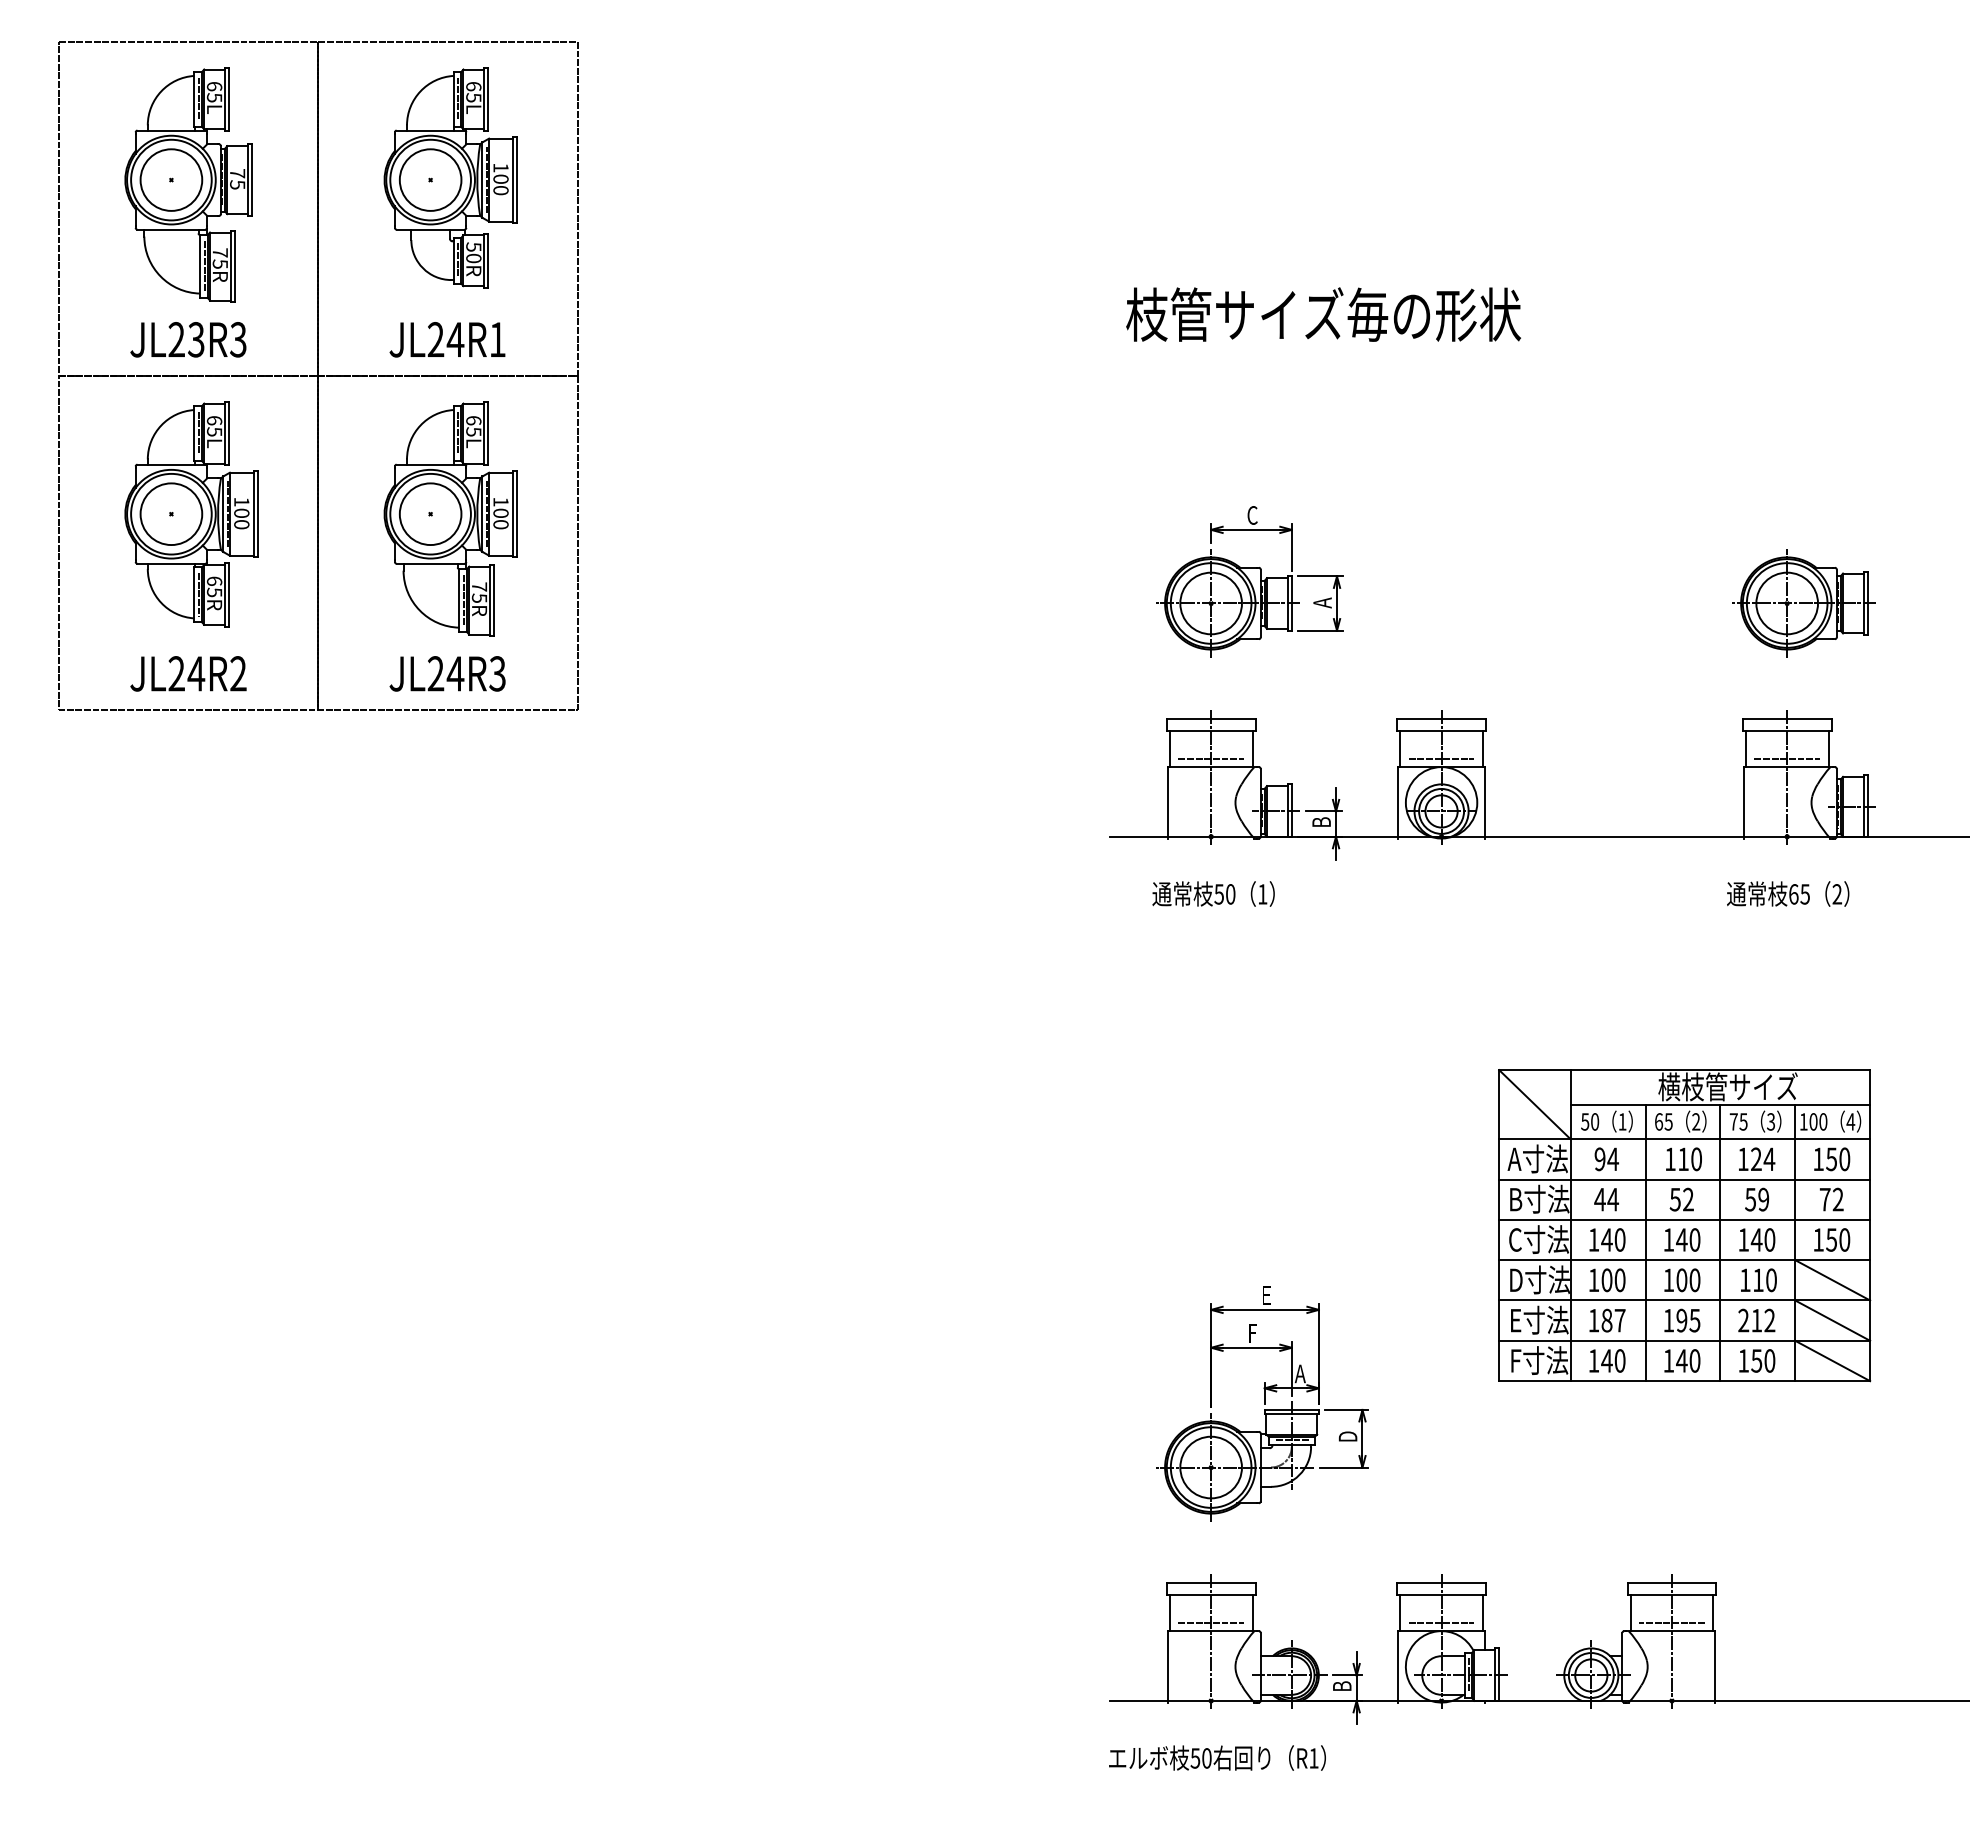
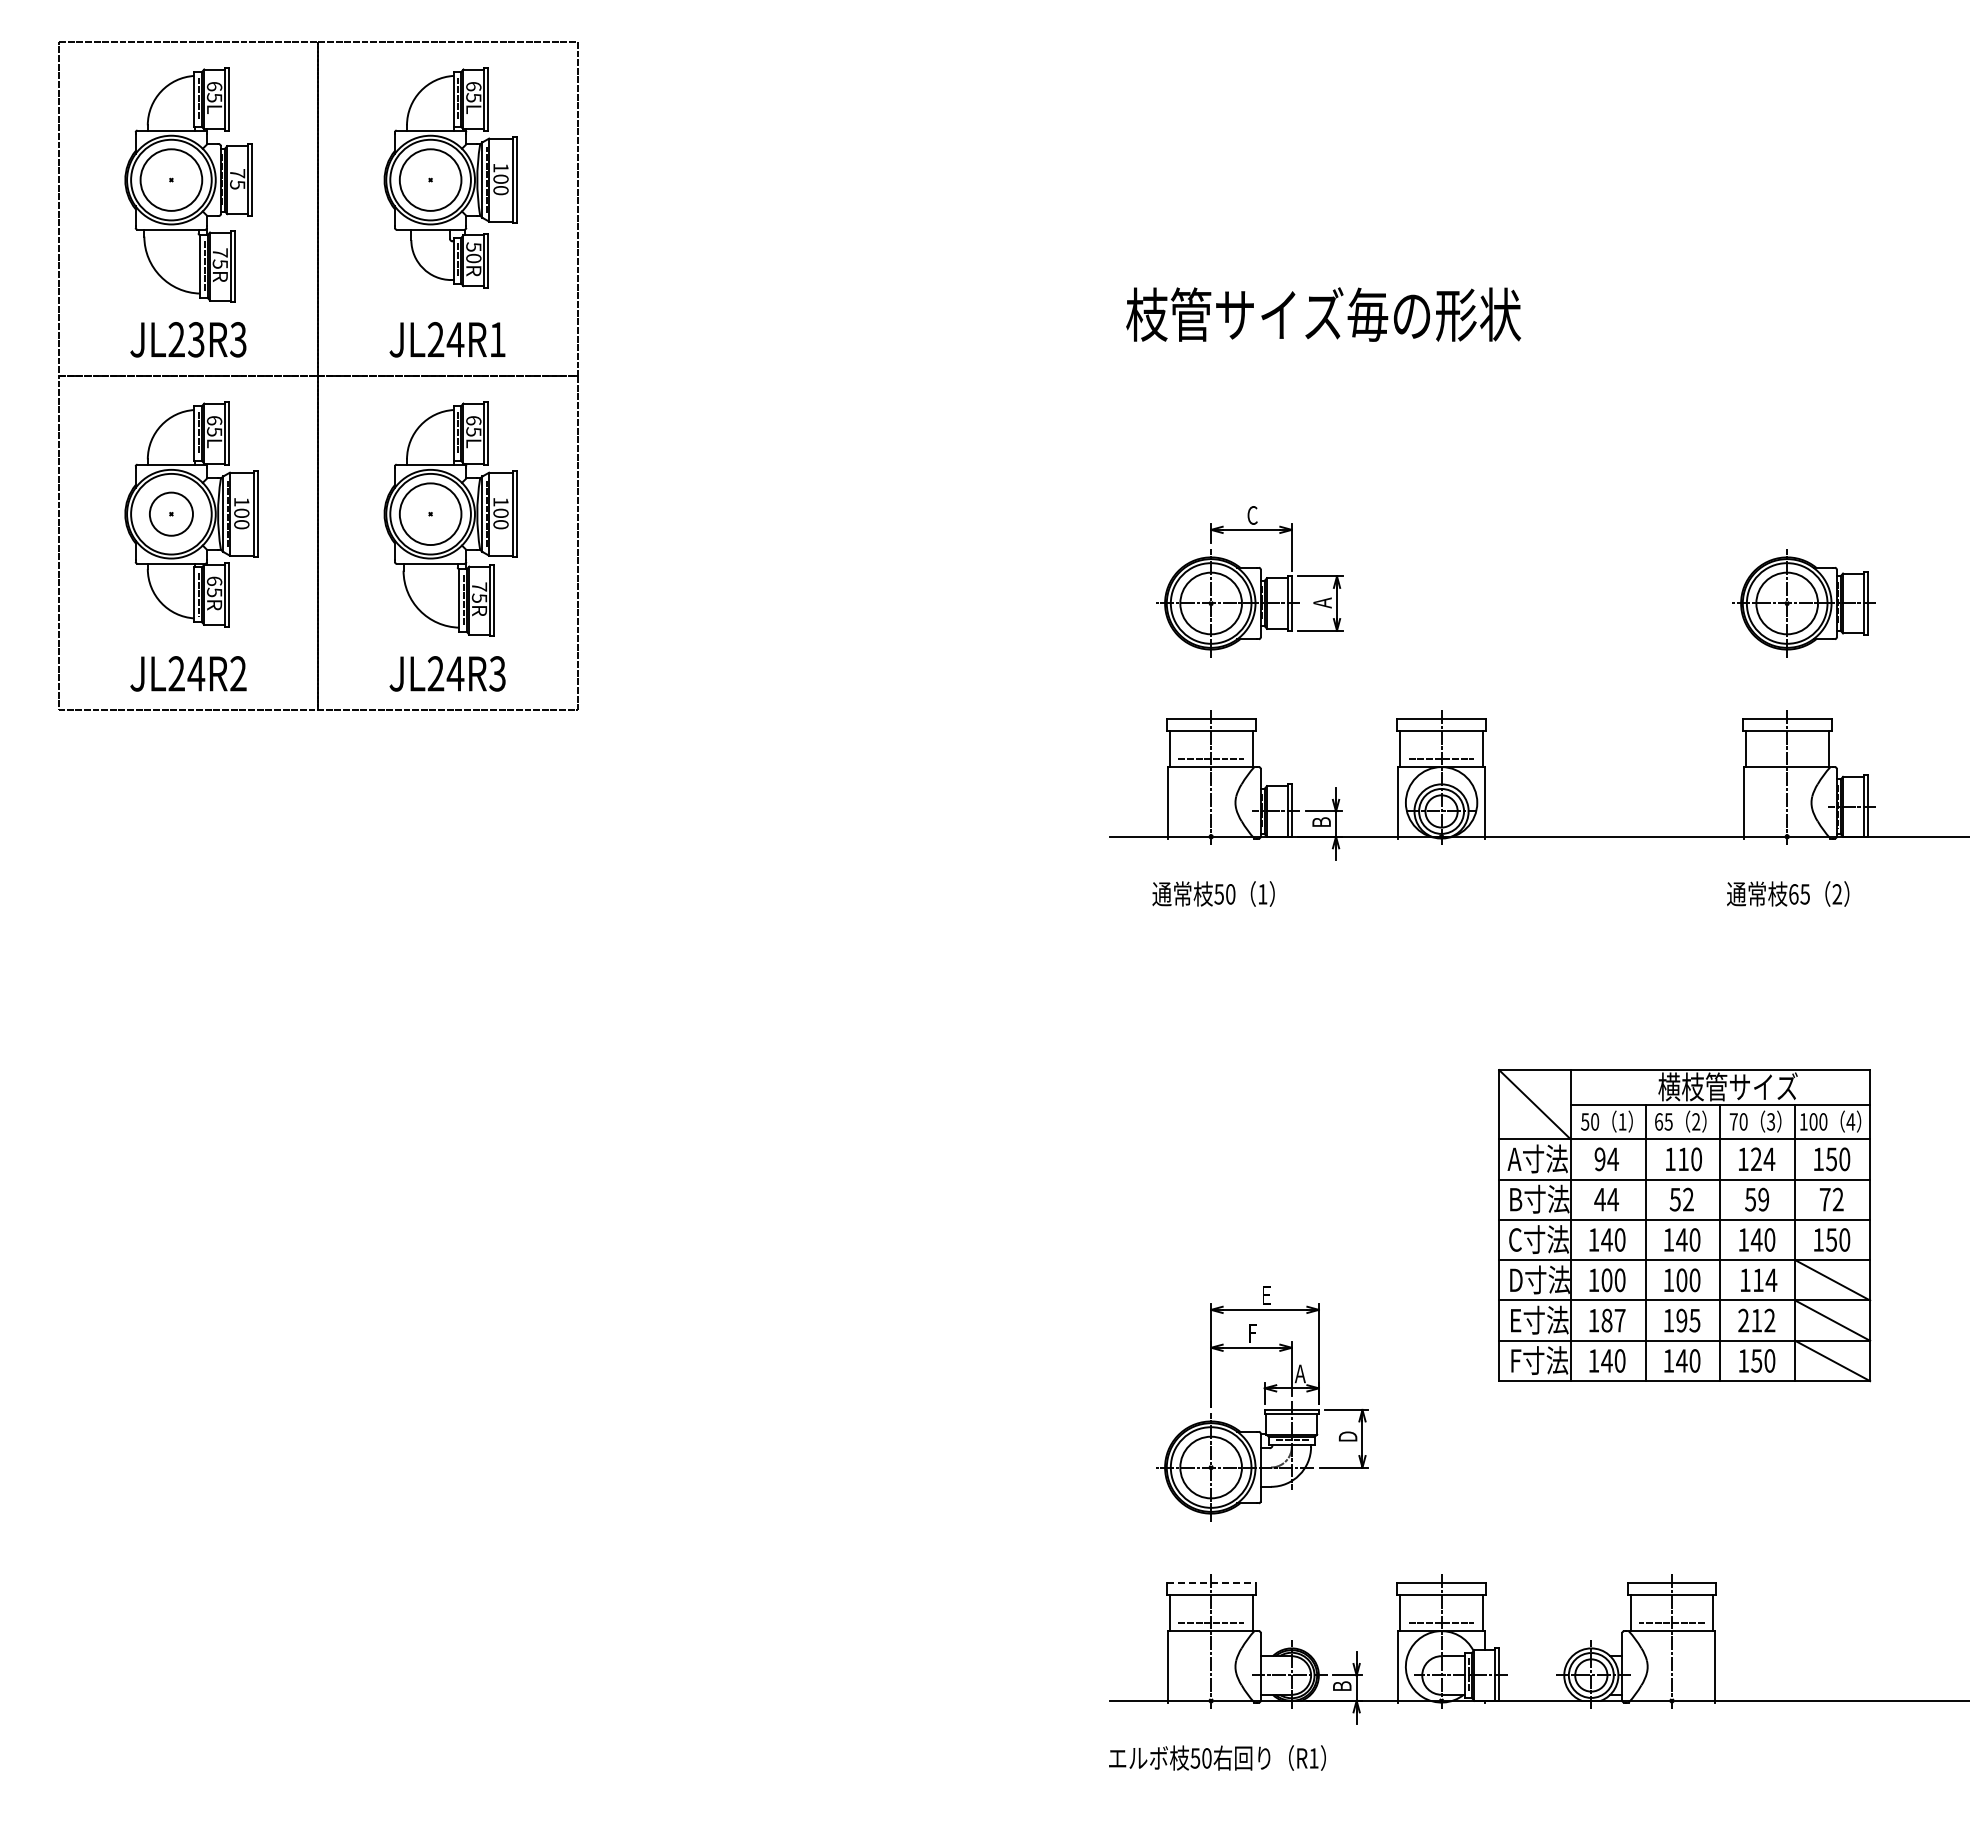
circle diameter: 62 px -> 43 px (170, 513)
line: present -> none (1787, 759)
text: 75 -> 70 (1743, 1121)
text: 110 -> 114 (1771, 1280)
line: solid -> dashed (1211, 1582)
